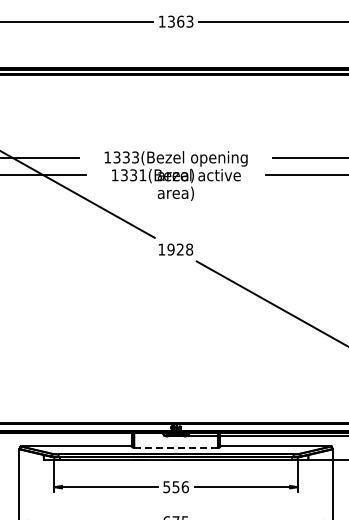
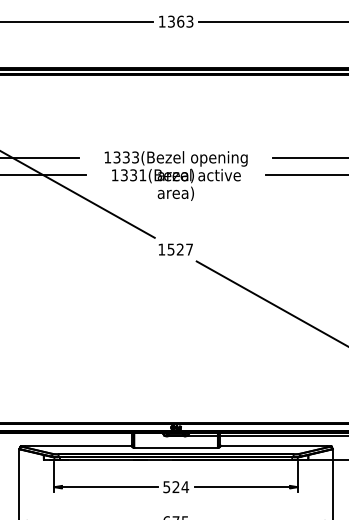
text: 1928 -> 1527 (180, 249)
line: dashed -> solid (176, 447)
text: 556 -> 524 (180, 487)
